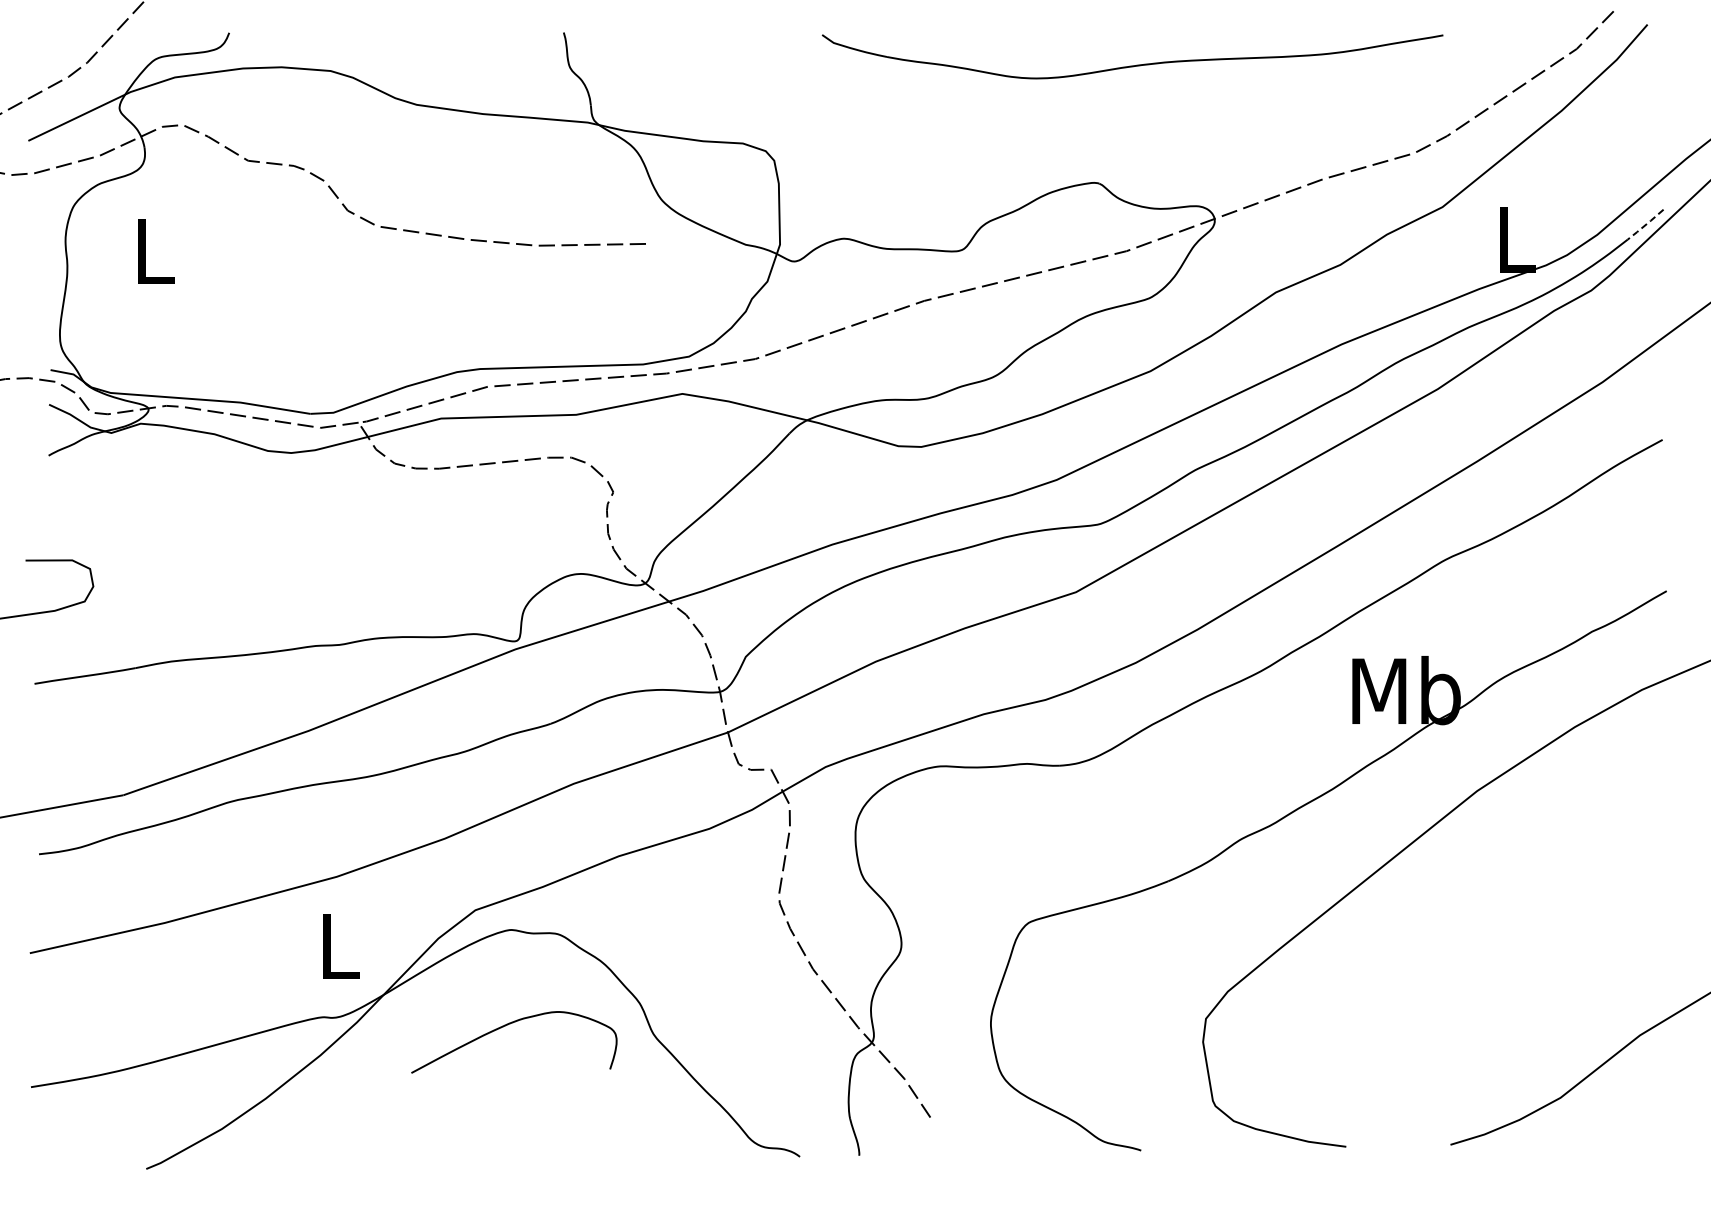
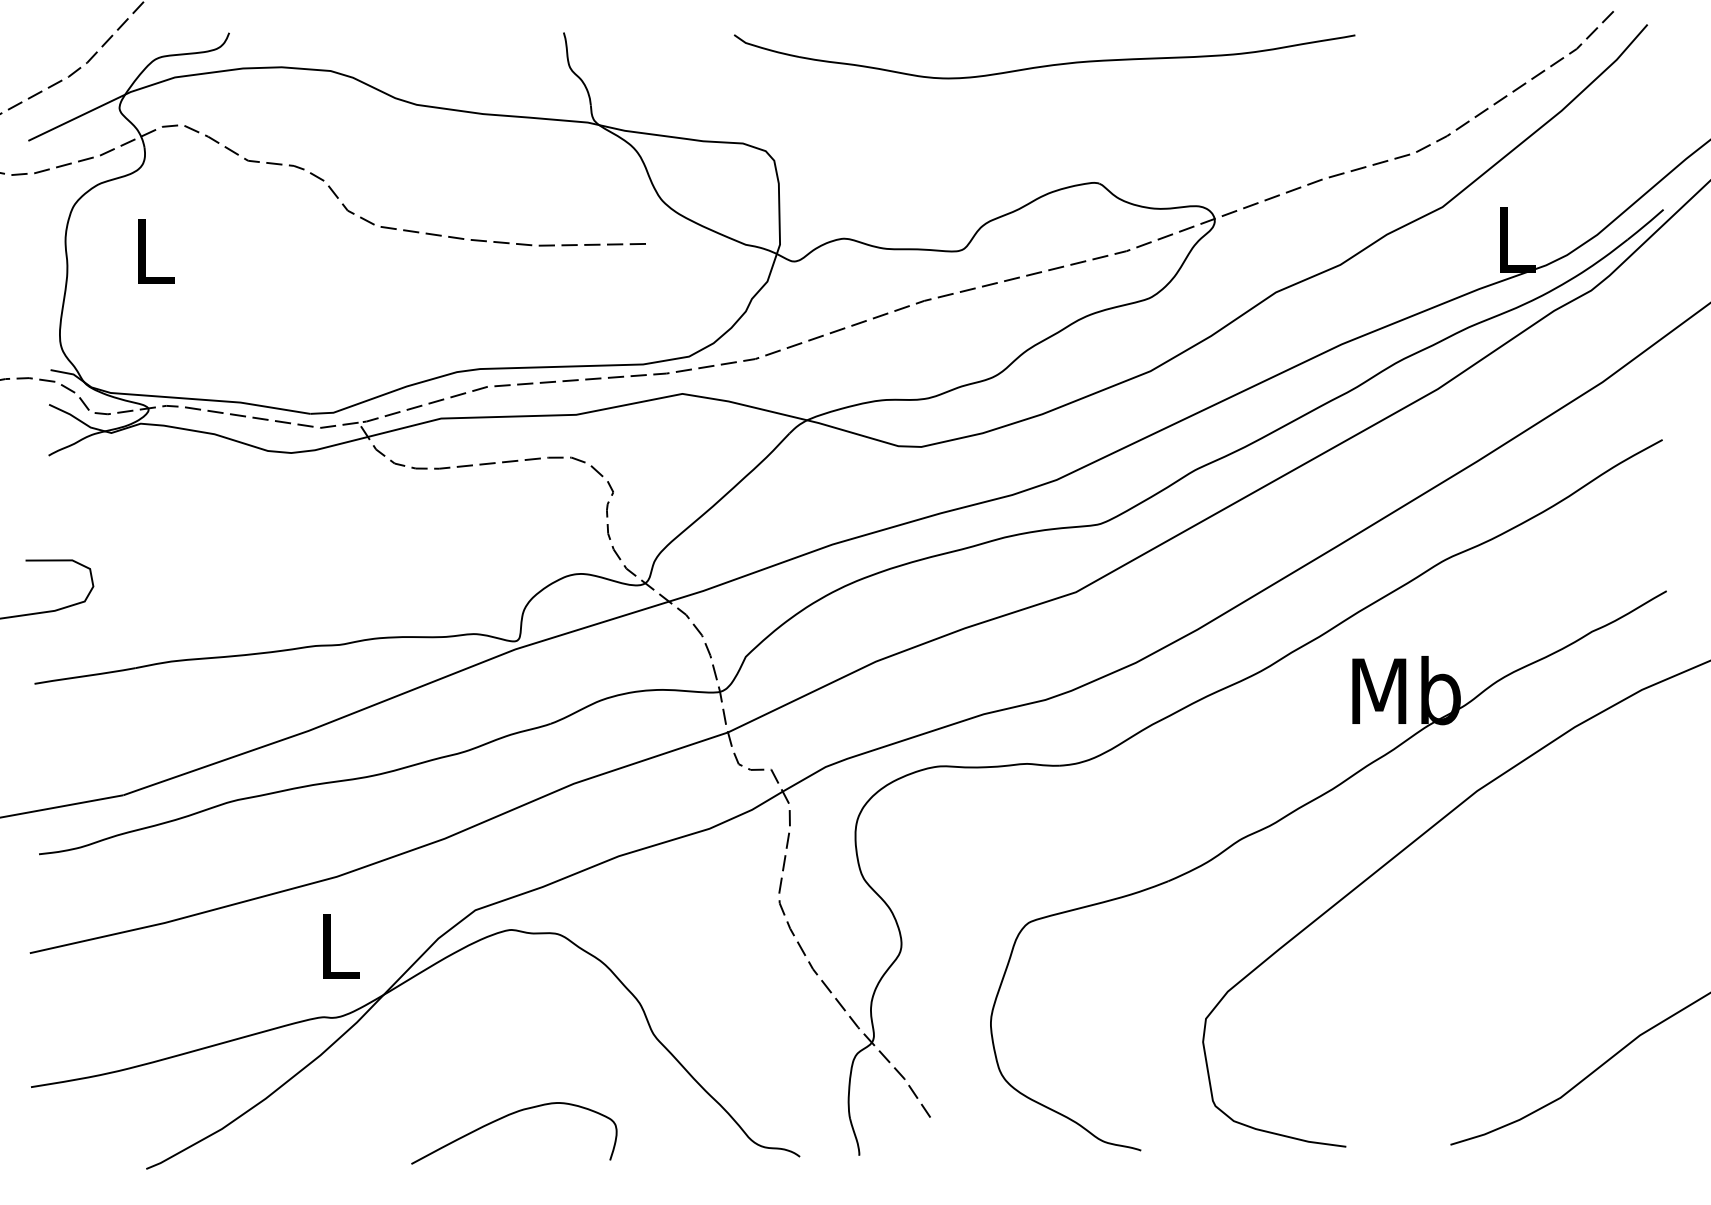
part position: (1136, 64) -> (1048, 64) (1048, 64)
line: dashed -> solid (1646, 224)
curve position: (505, 1026) -> (505, 1117) (505, 1117)
